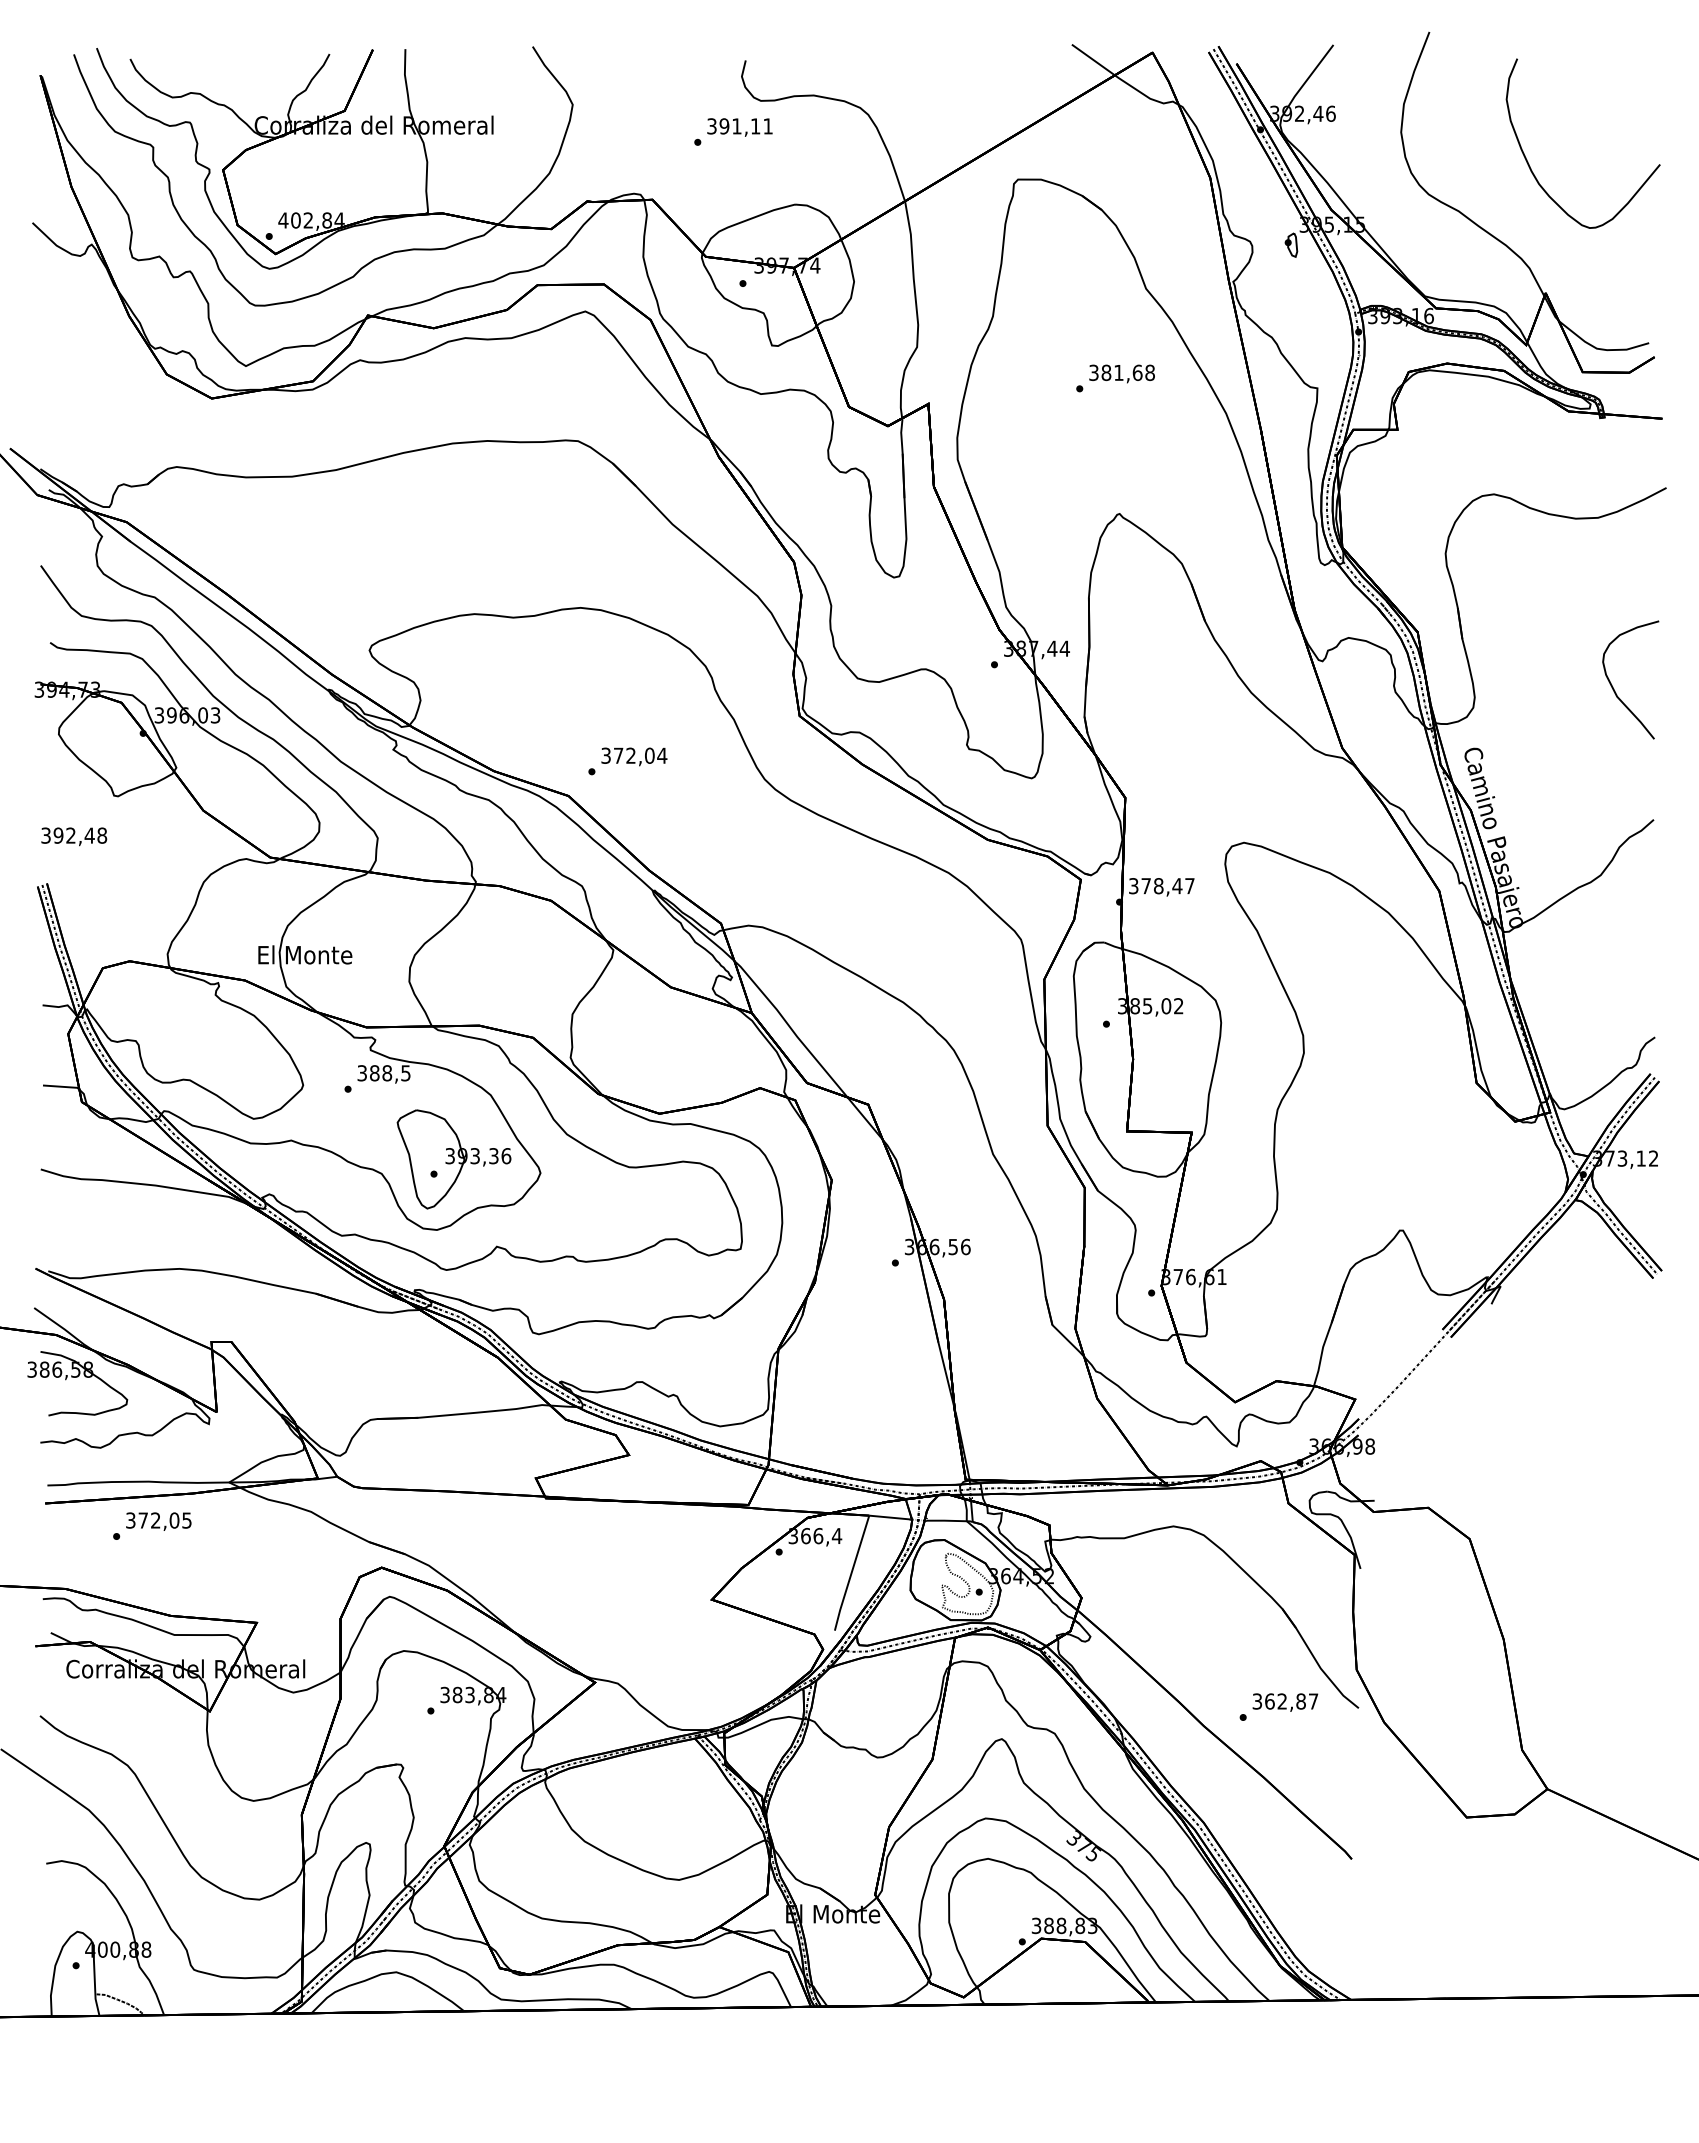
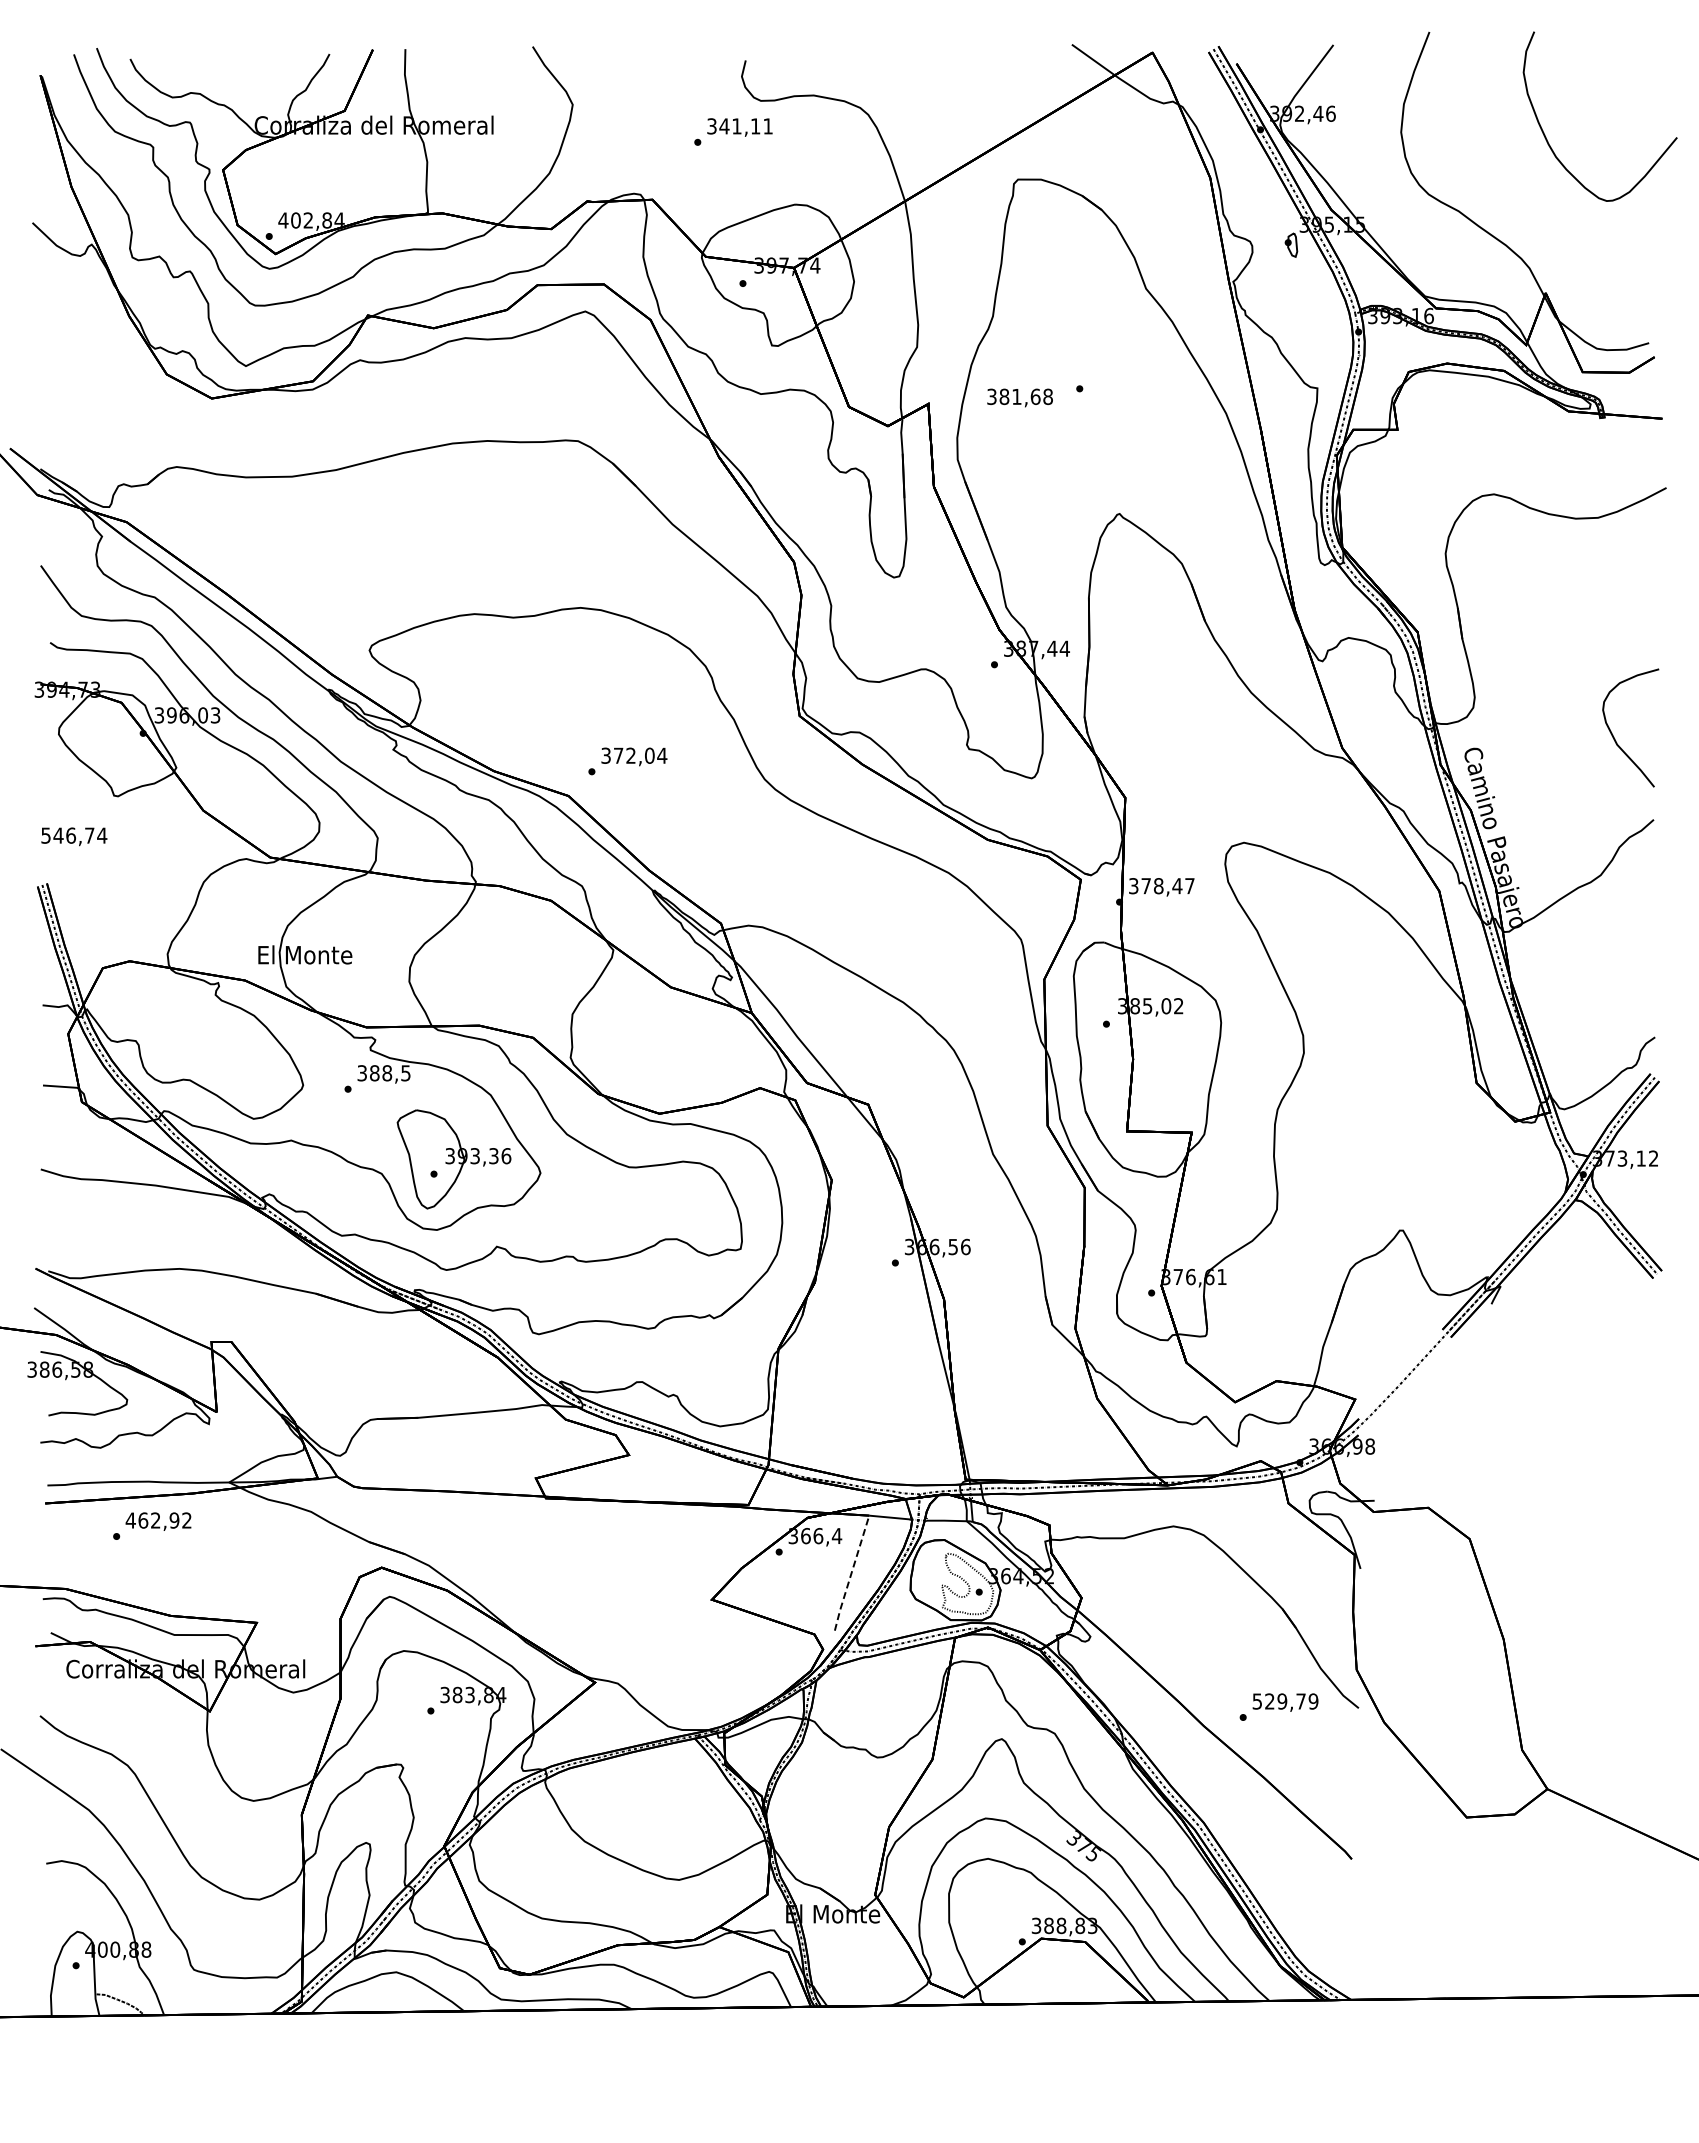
text: 391,11 -> 341,11 (724, 126)
curve position: (1531, 168) -> (1548, 141) (1548, 141)
text position: (1121, 373) -> (1019, 397) (1019, 397)
curve position: (1615, 690) -> (1615, 738) (1615, 738)
text: 392,48 -> 546,74 (74, 835)
text: 372,05 -> 462,92 (158, 1520)
line: solid -> dashed (851, 1573)
text: 362,87 -> 529,79 (1285, 1701)
